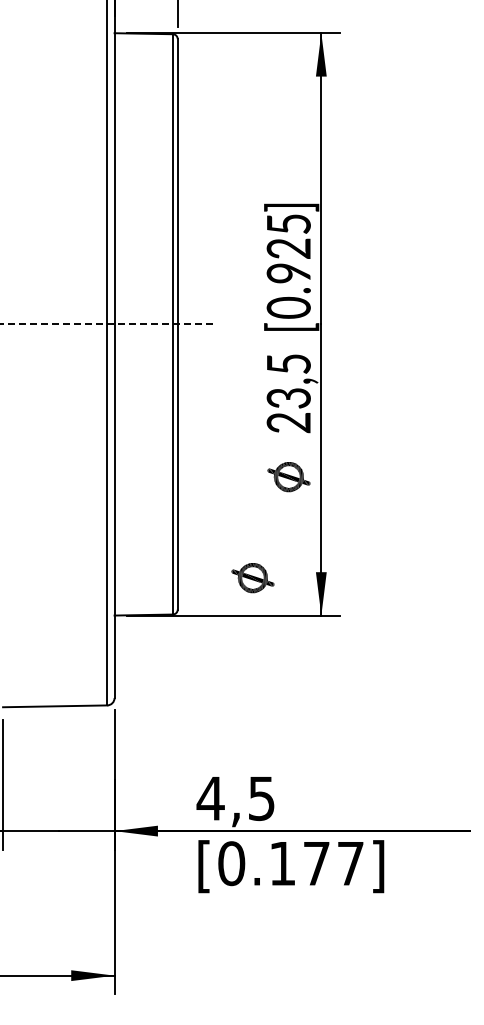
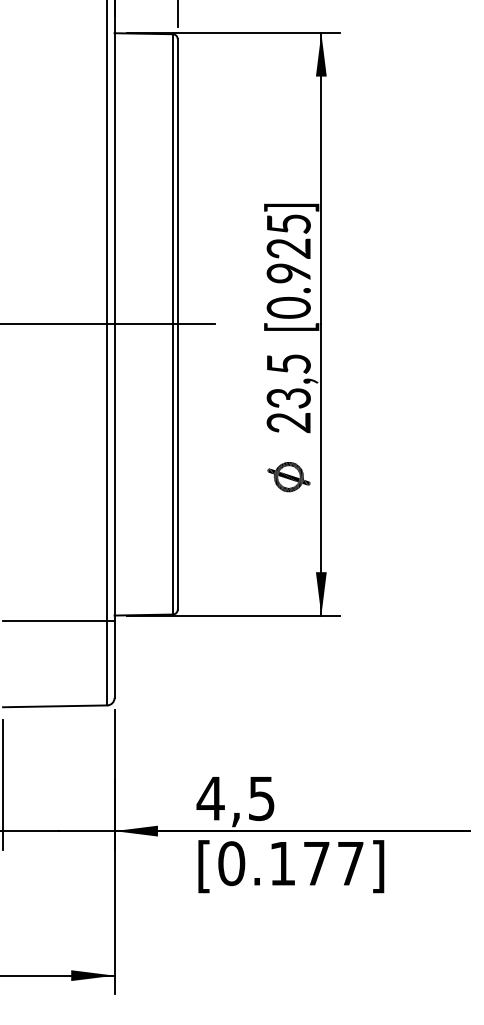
line: dashed -> solid (108, 324)
part: present -> none (252, 578)
line: none -> present (58, 620)
